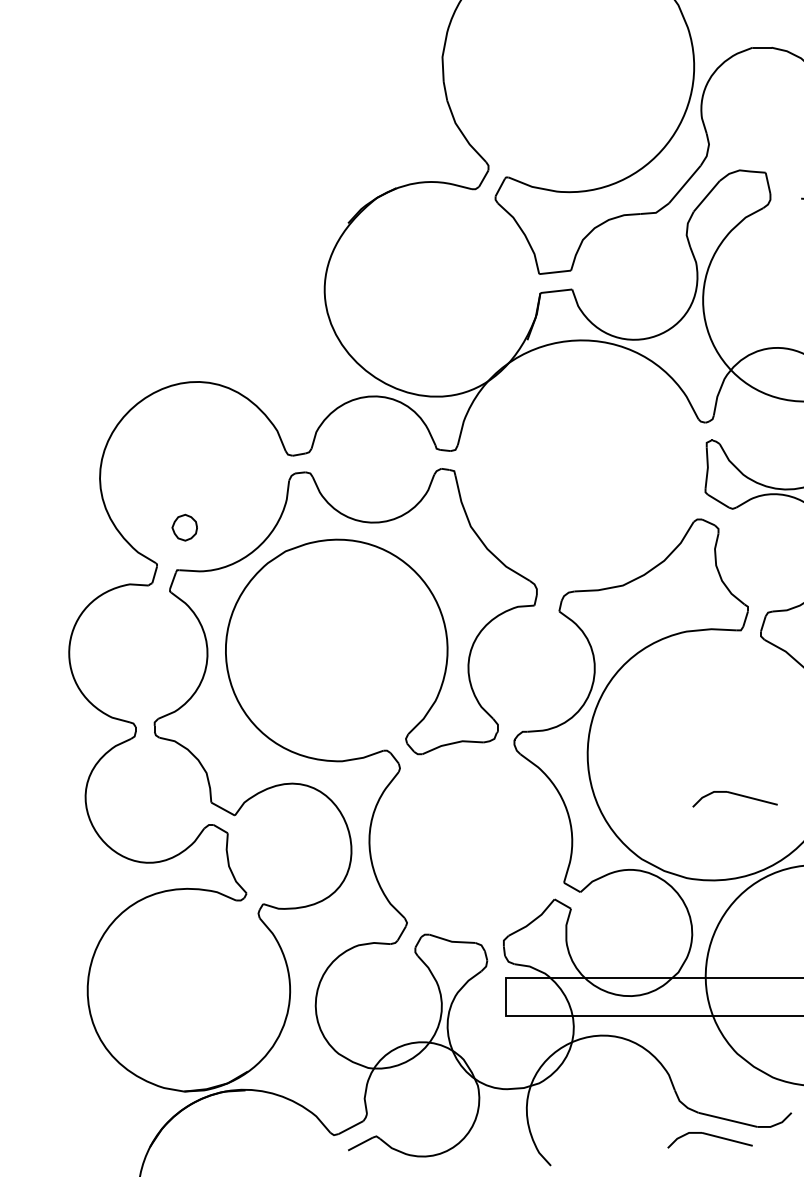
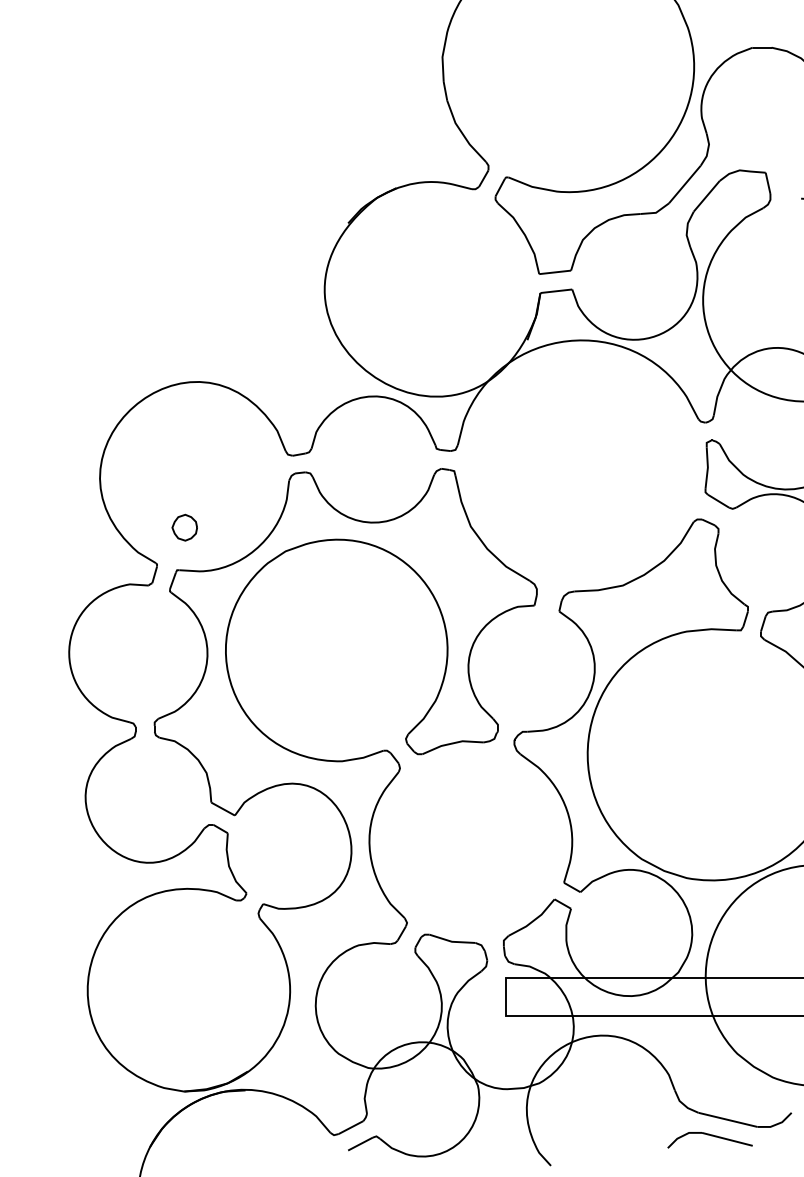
part: present -> none (734, 799)
